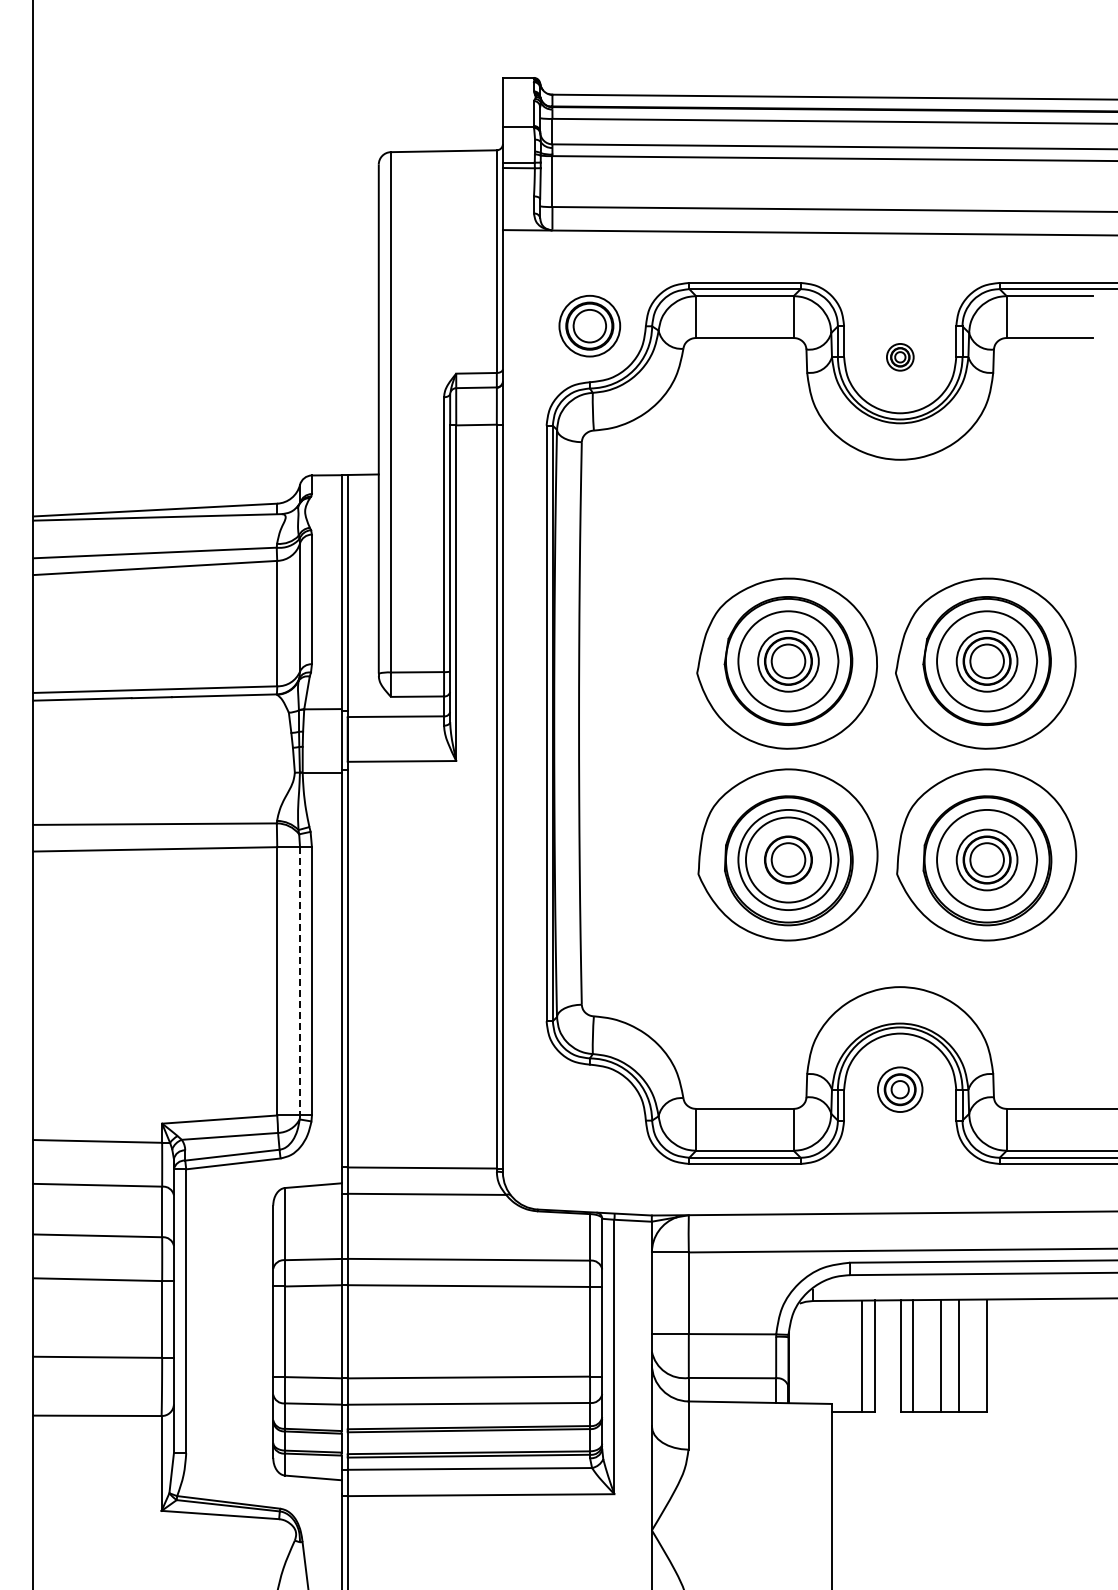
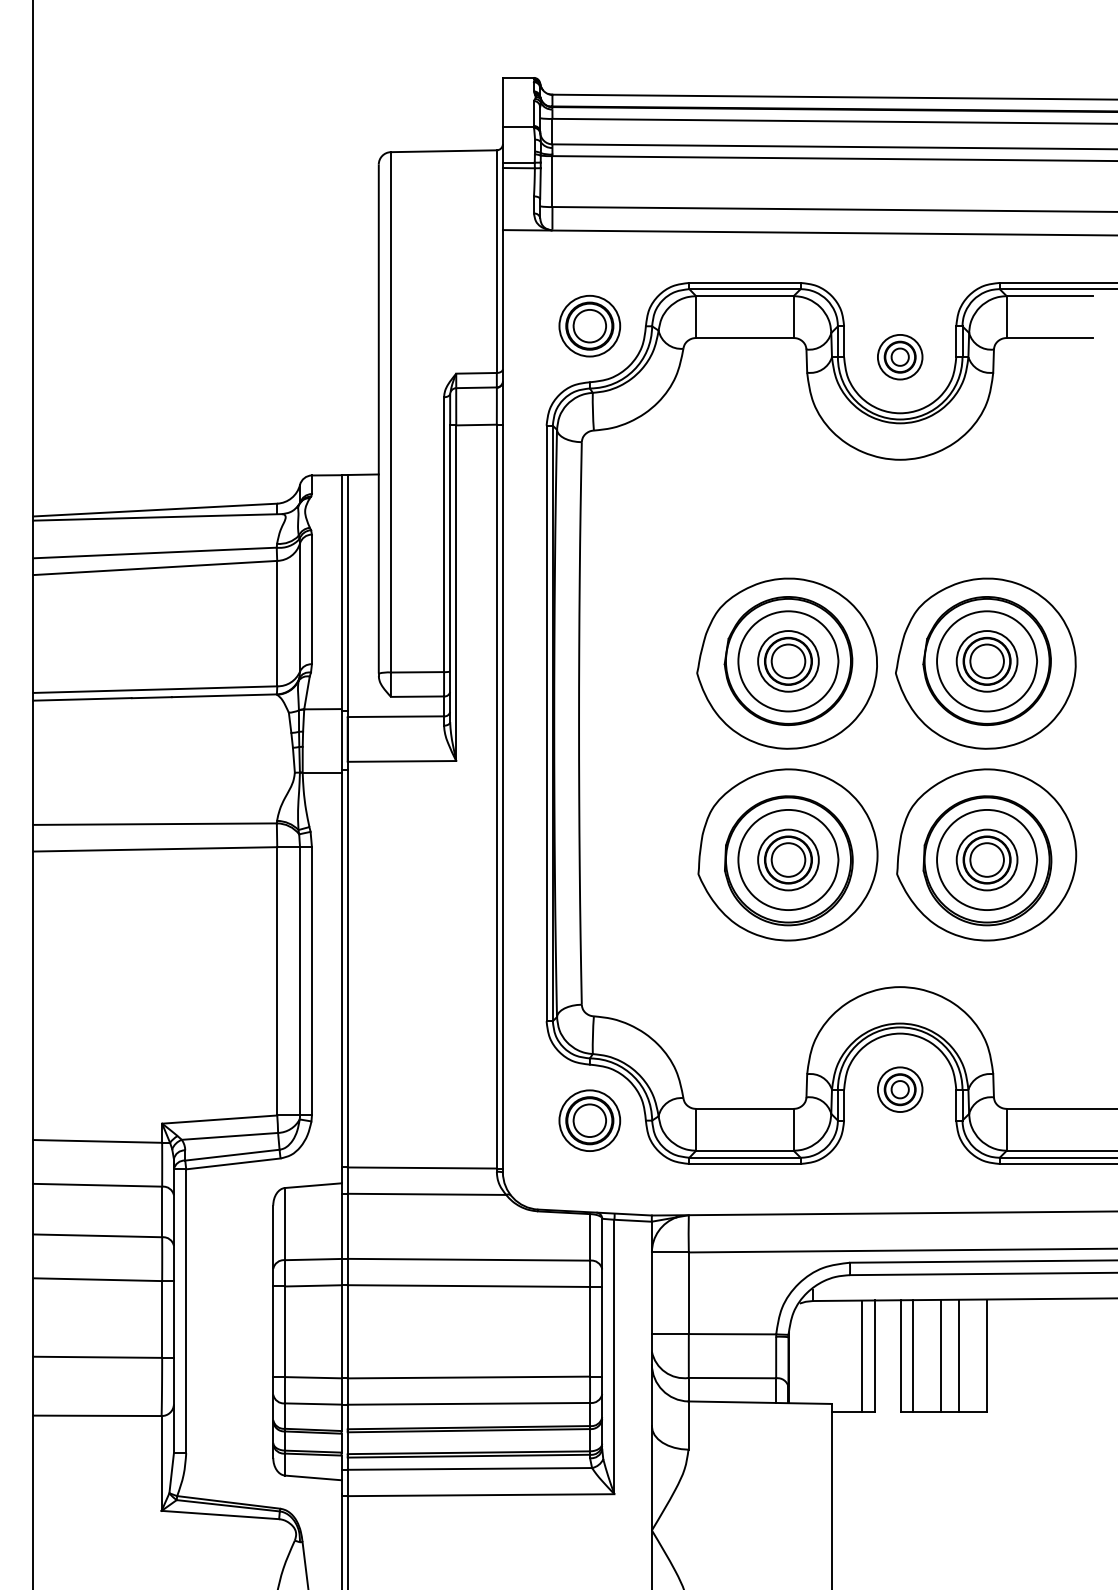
part size: 29x29 px -> 47x47 px (900, 357)
circle diameter: 85 px -> 61 px (788, 859)
line: dashed -> solid (300, 981)
part: none -> present (589, 1120)
